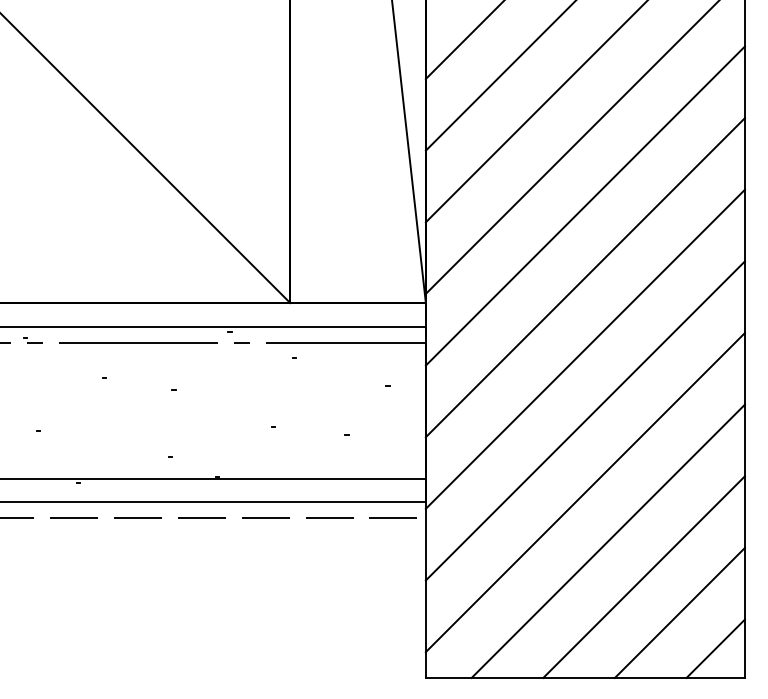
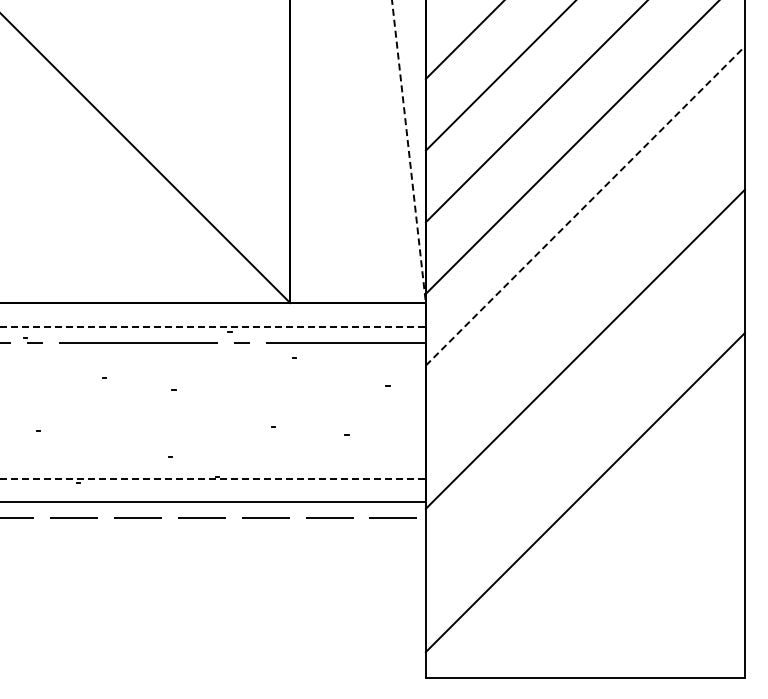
line: solid -> dashed (409, 152)
line: solid -> dashed (585, 206)
line: present -> none (584, 277)
line: solid -> dashed (213, 326)
line: present -> none (584, 420)
line: solid -> dashed (213, 478)
line: present -> none (607, 540)
line: present -> none (643, 576)
line: present -> none (679, 612)
line: present -> none (715, 648)
